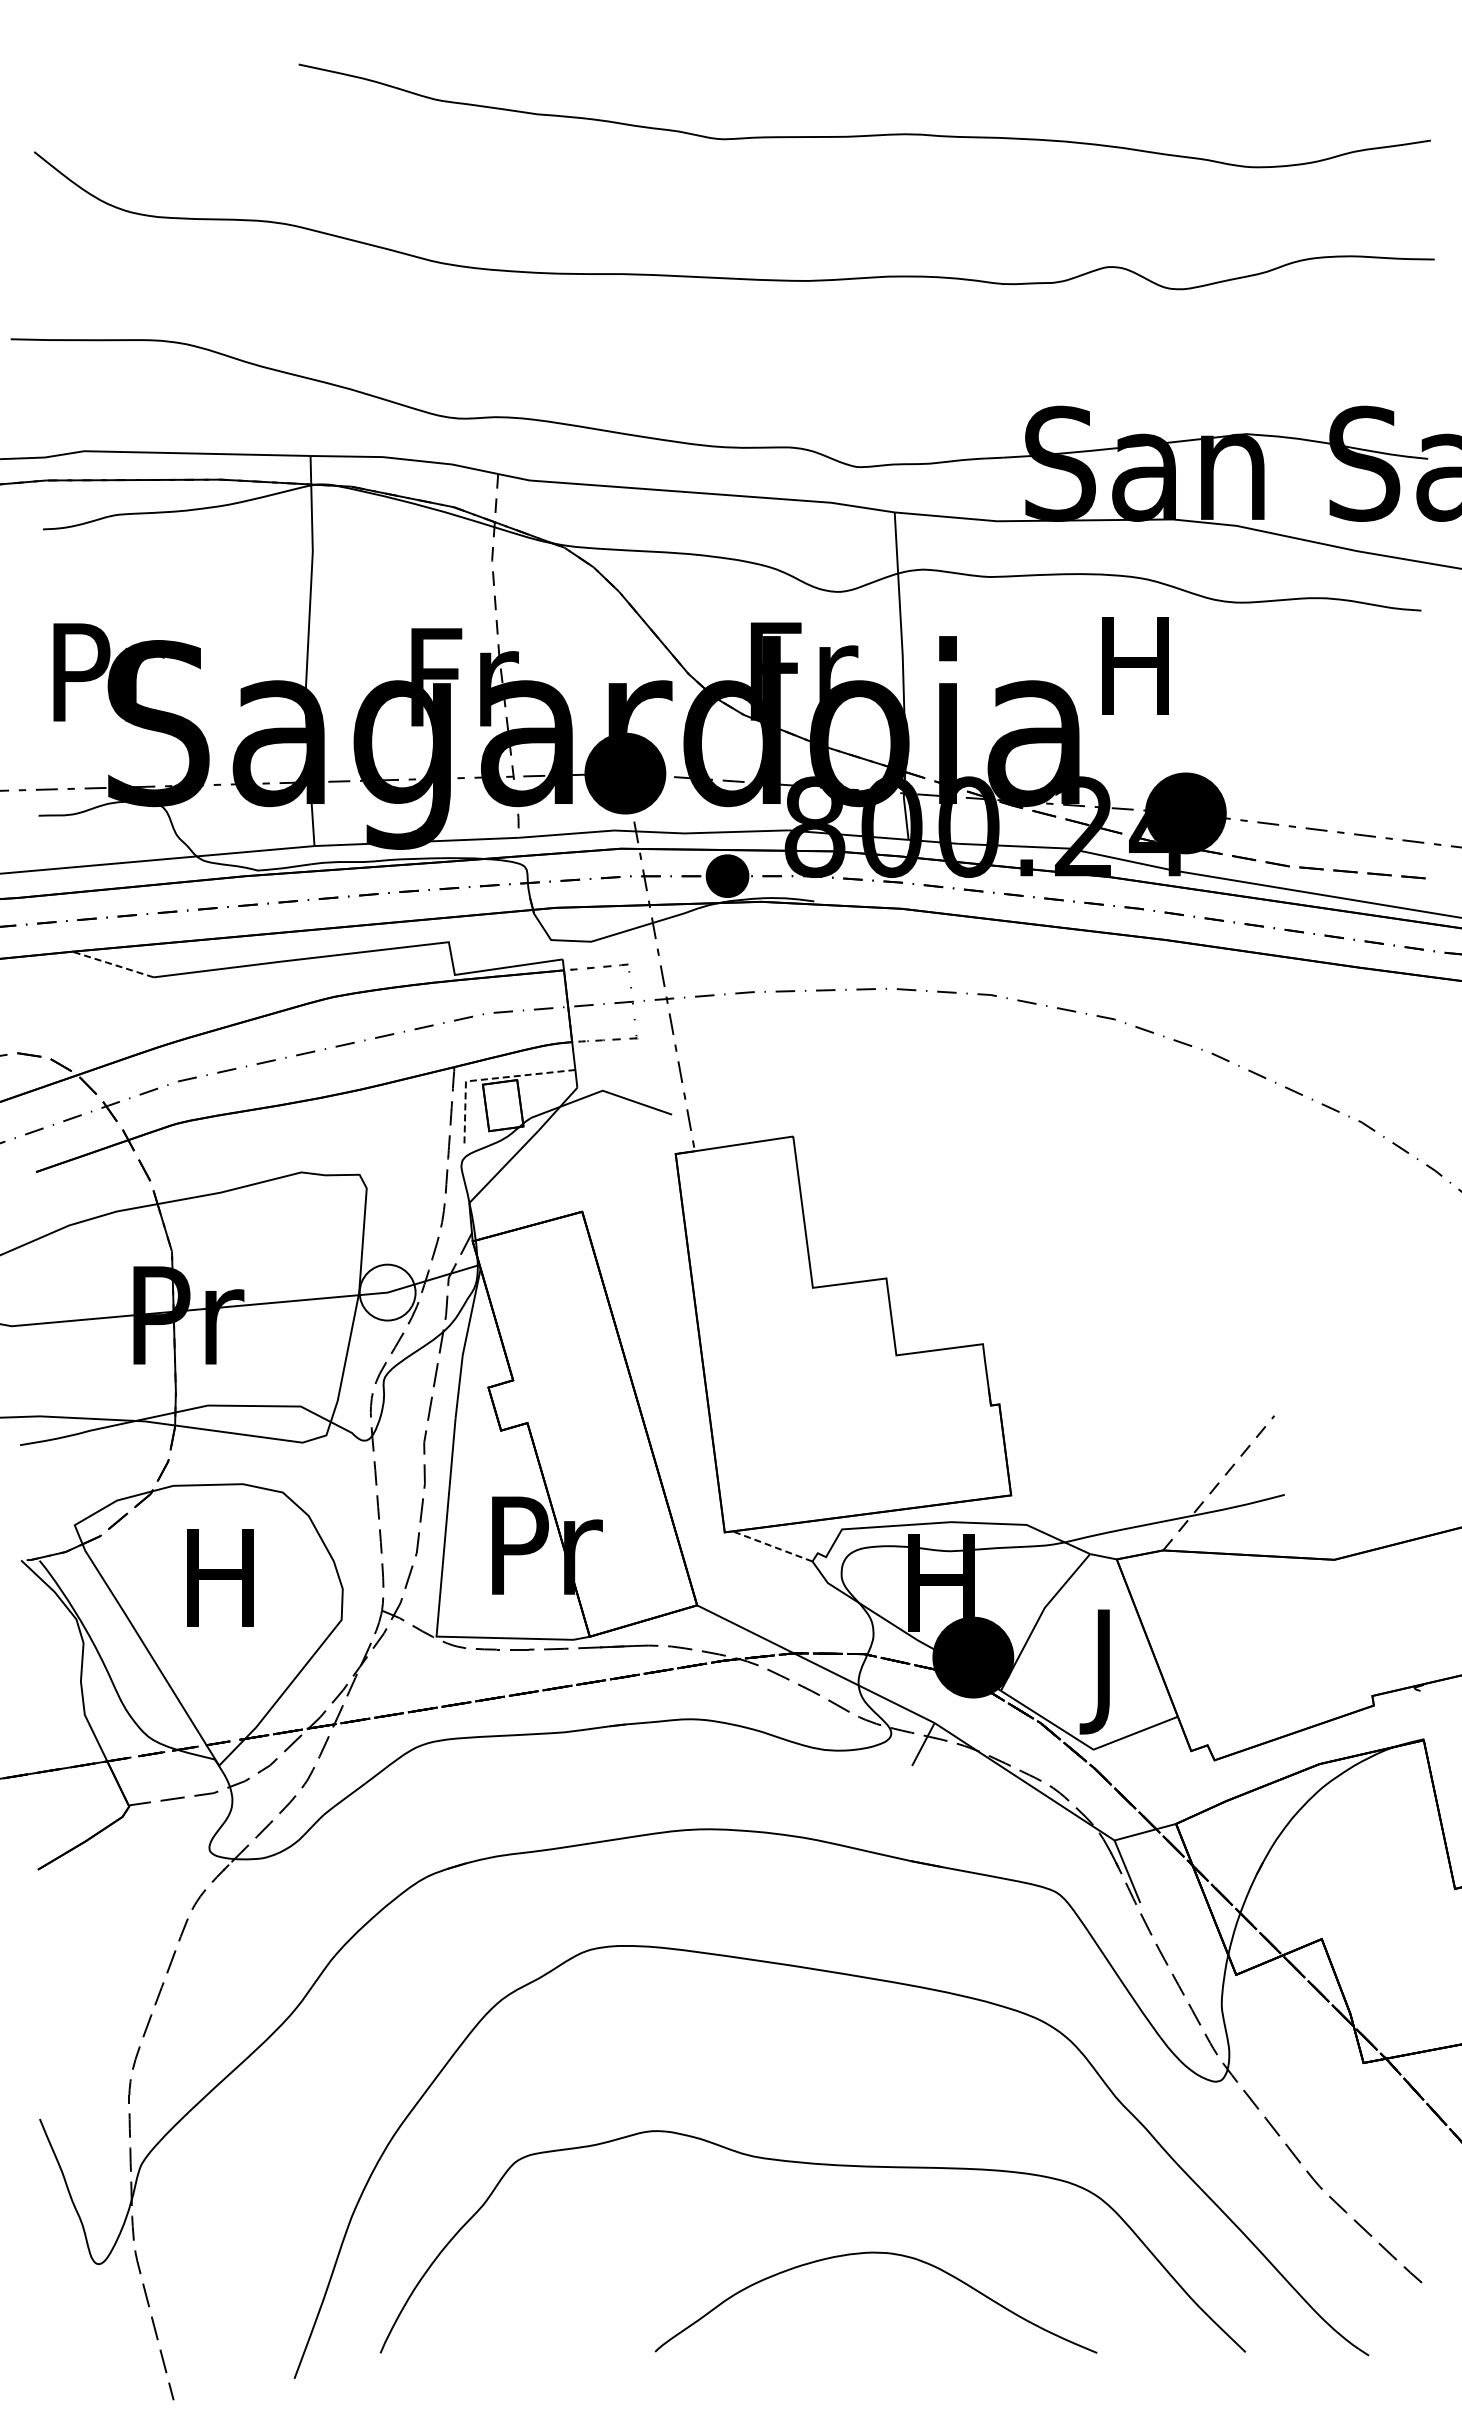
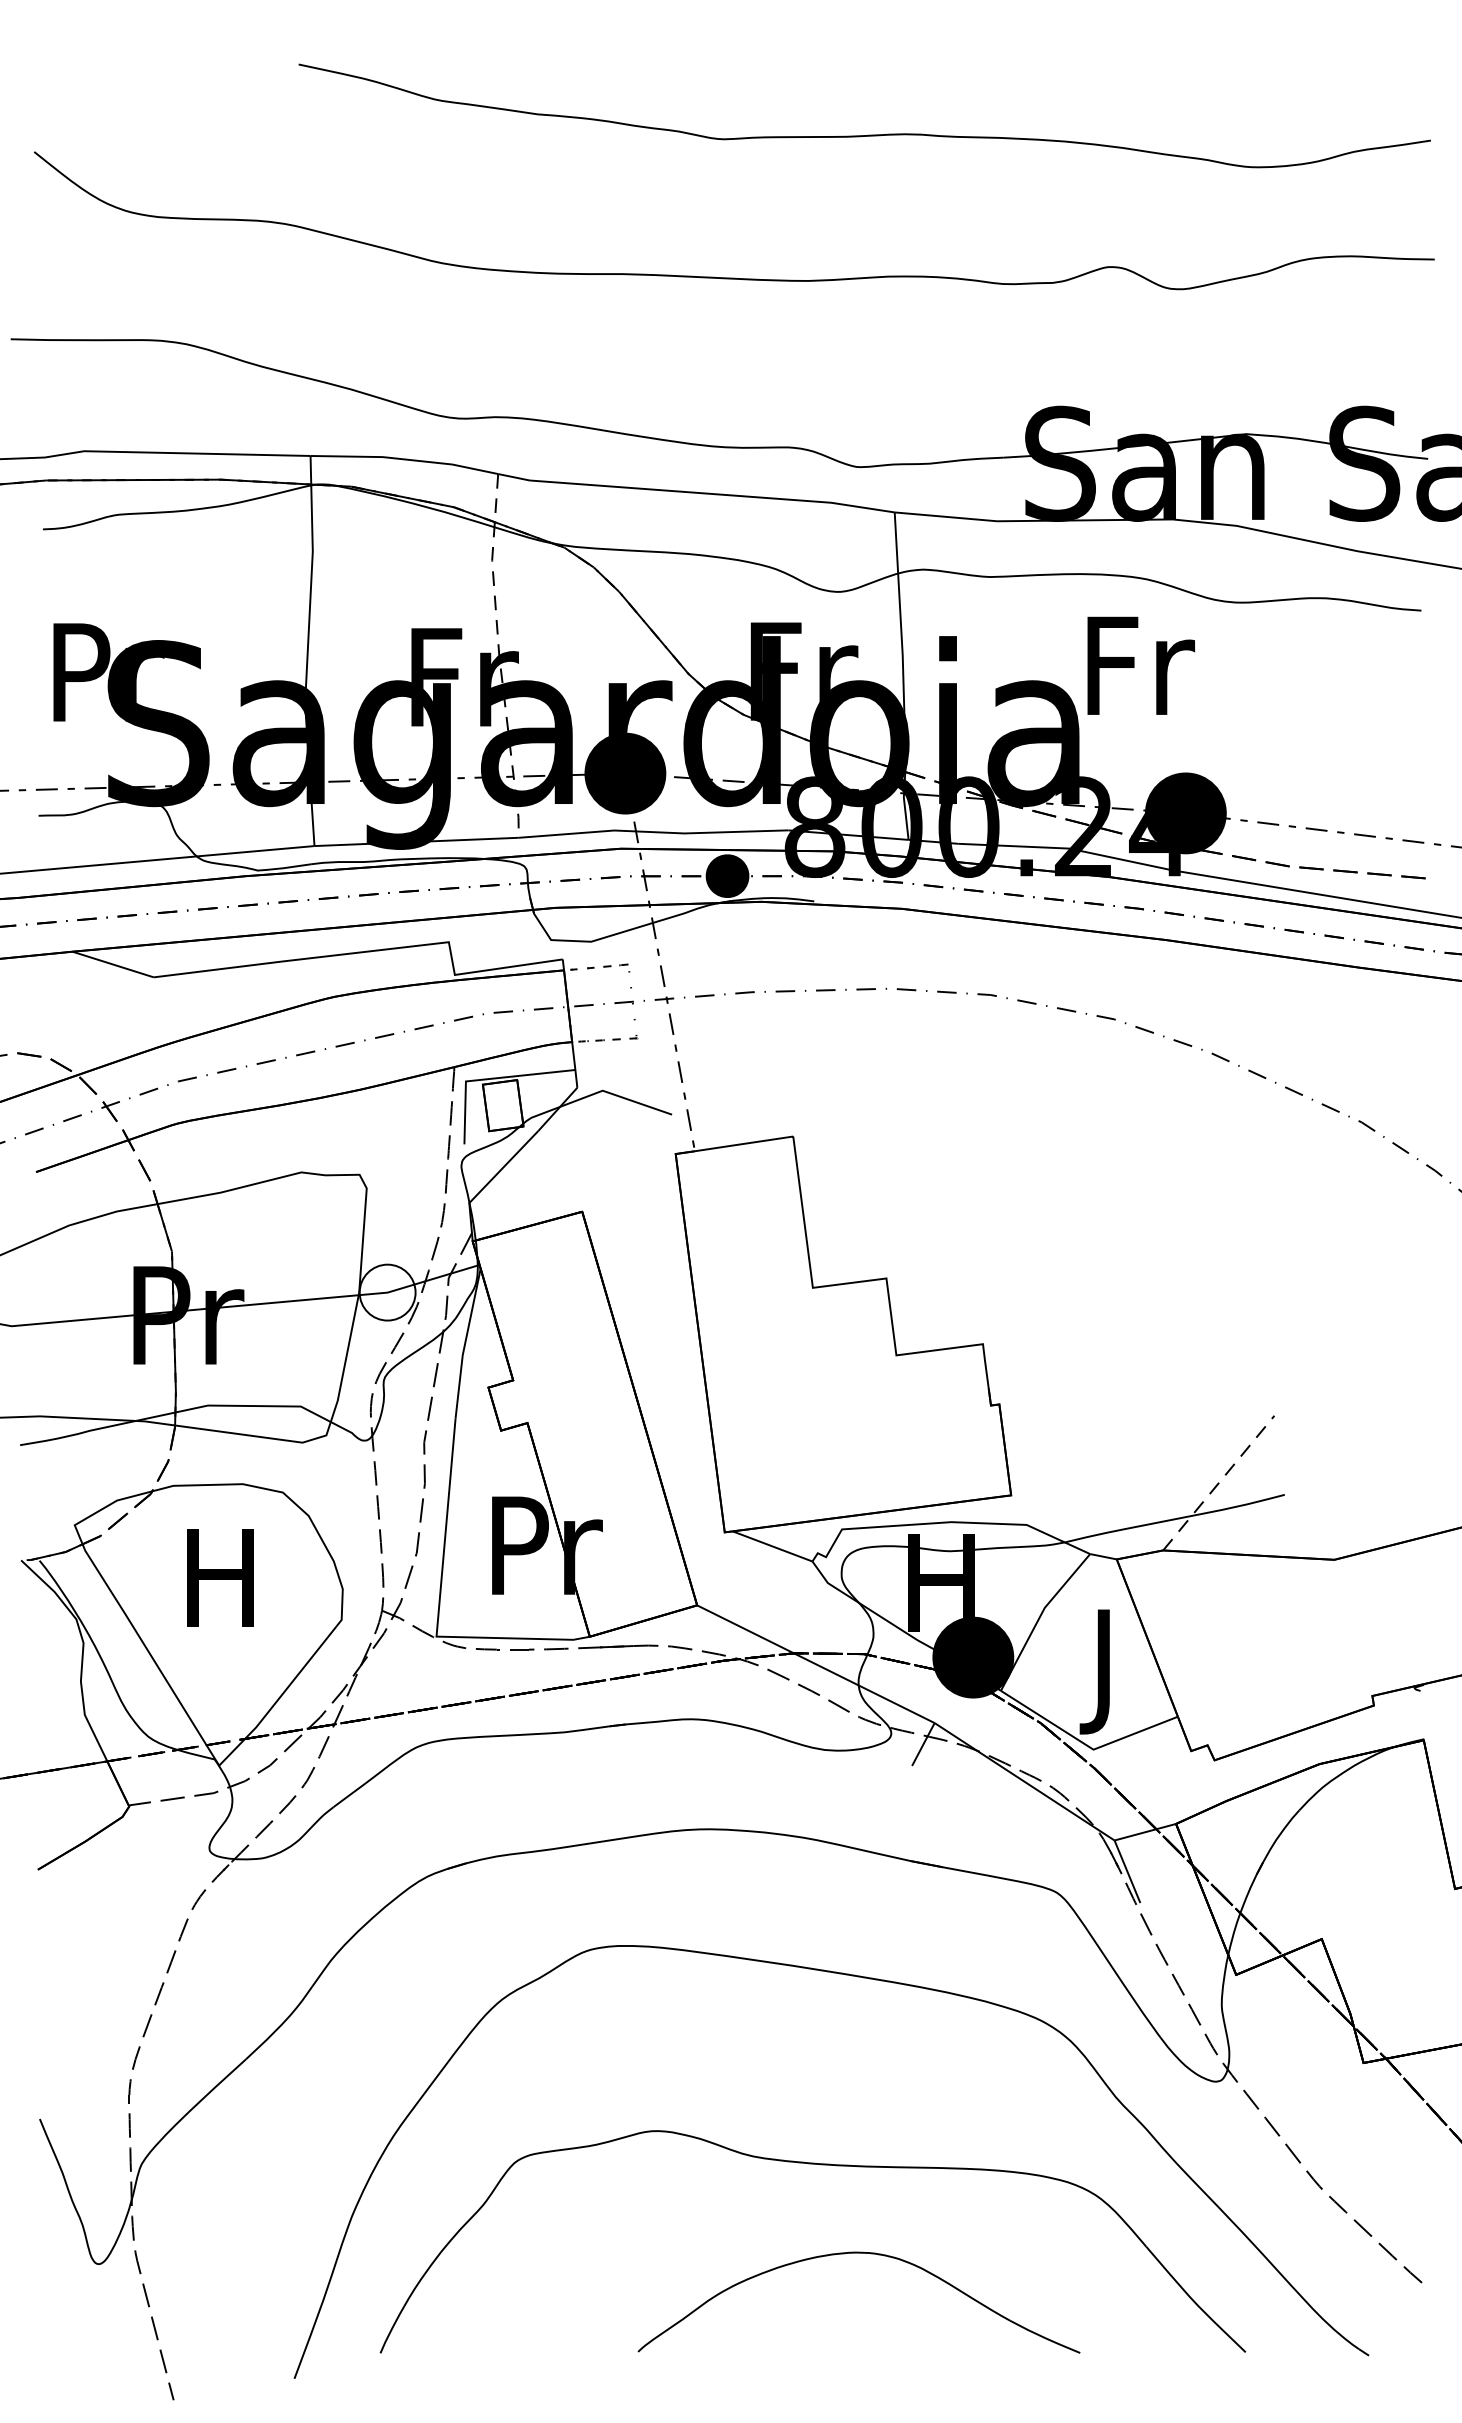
text: H -> Fr (1141, 665)
line: dashed -> solid (113, 964)
line: dashed -> solid (488, 1079)
line: dashed -> solid (772, 1546)
part position: (875, 2253) -> (858, 2253) (858, 2253)
